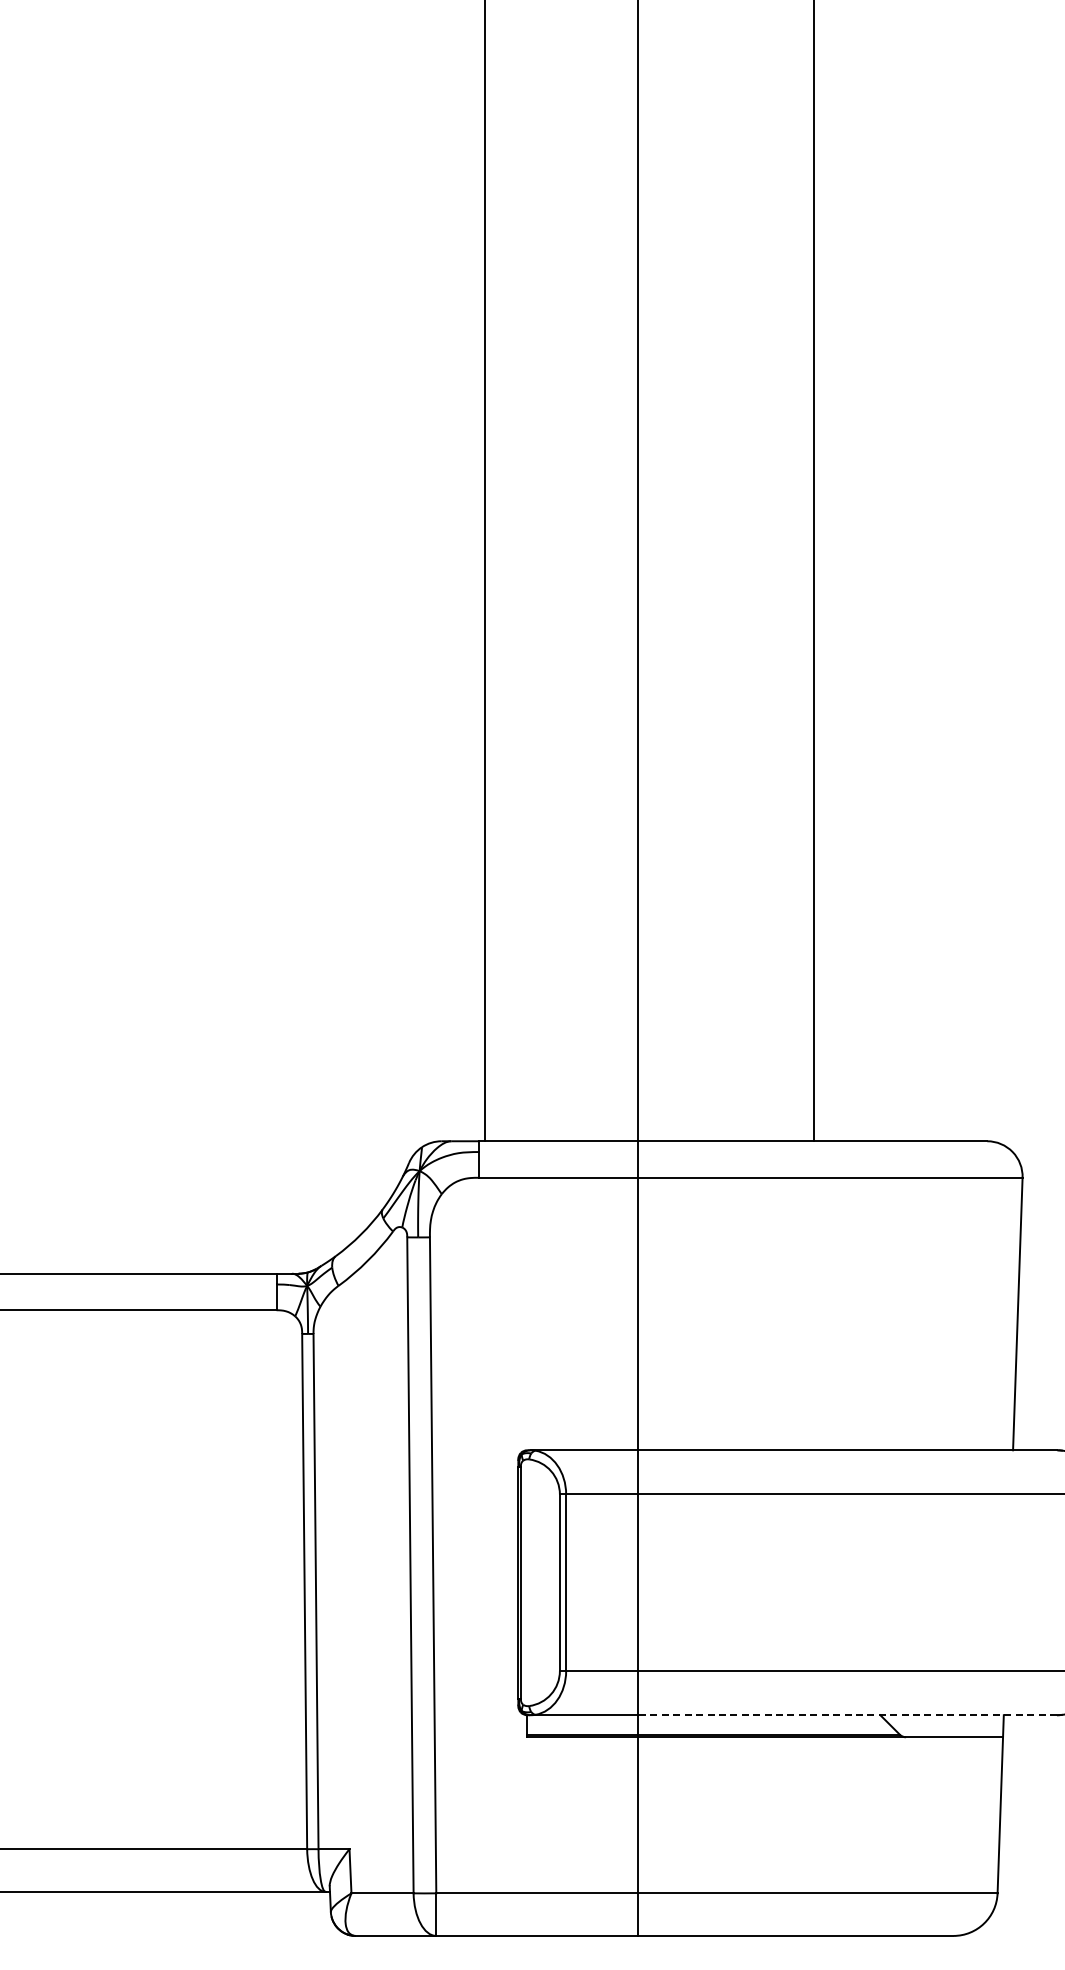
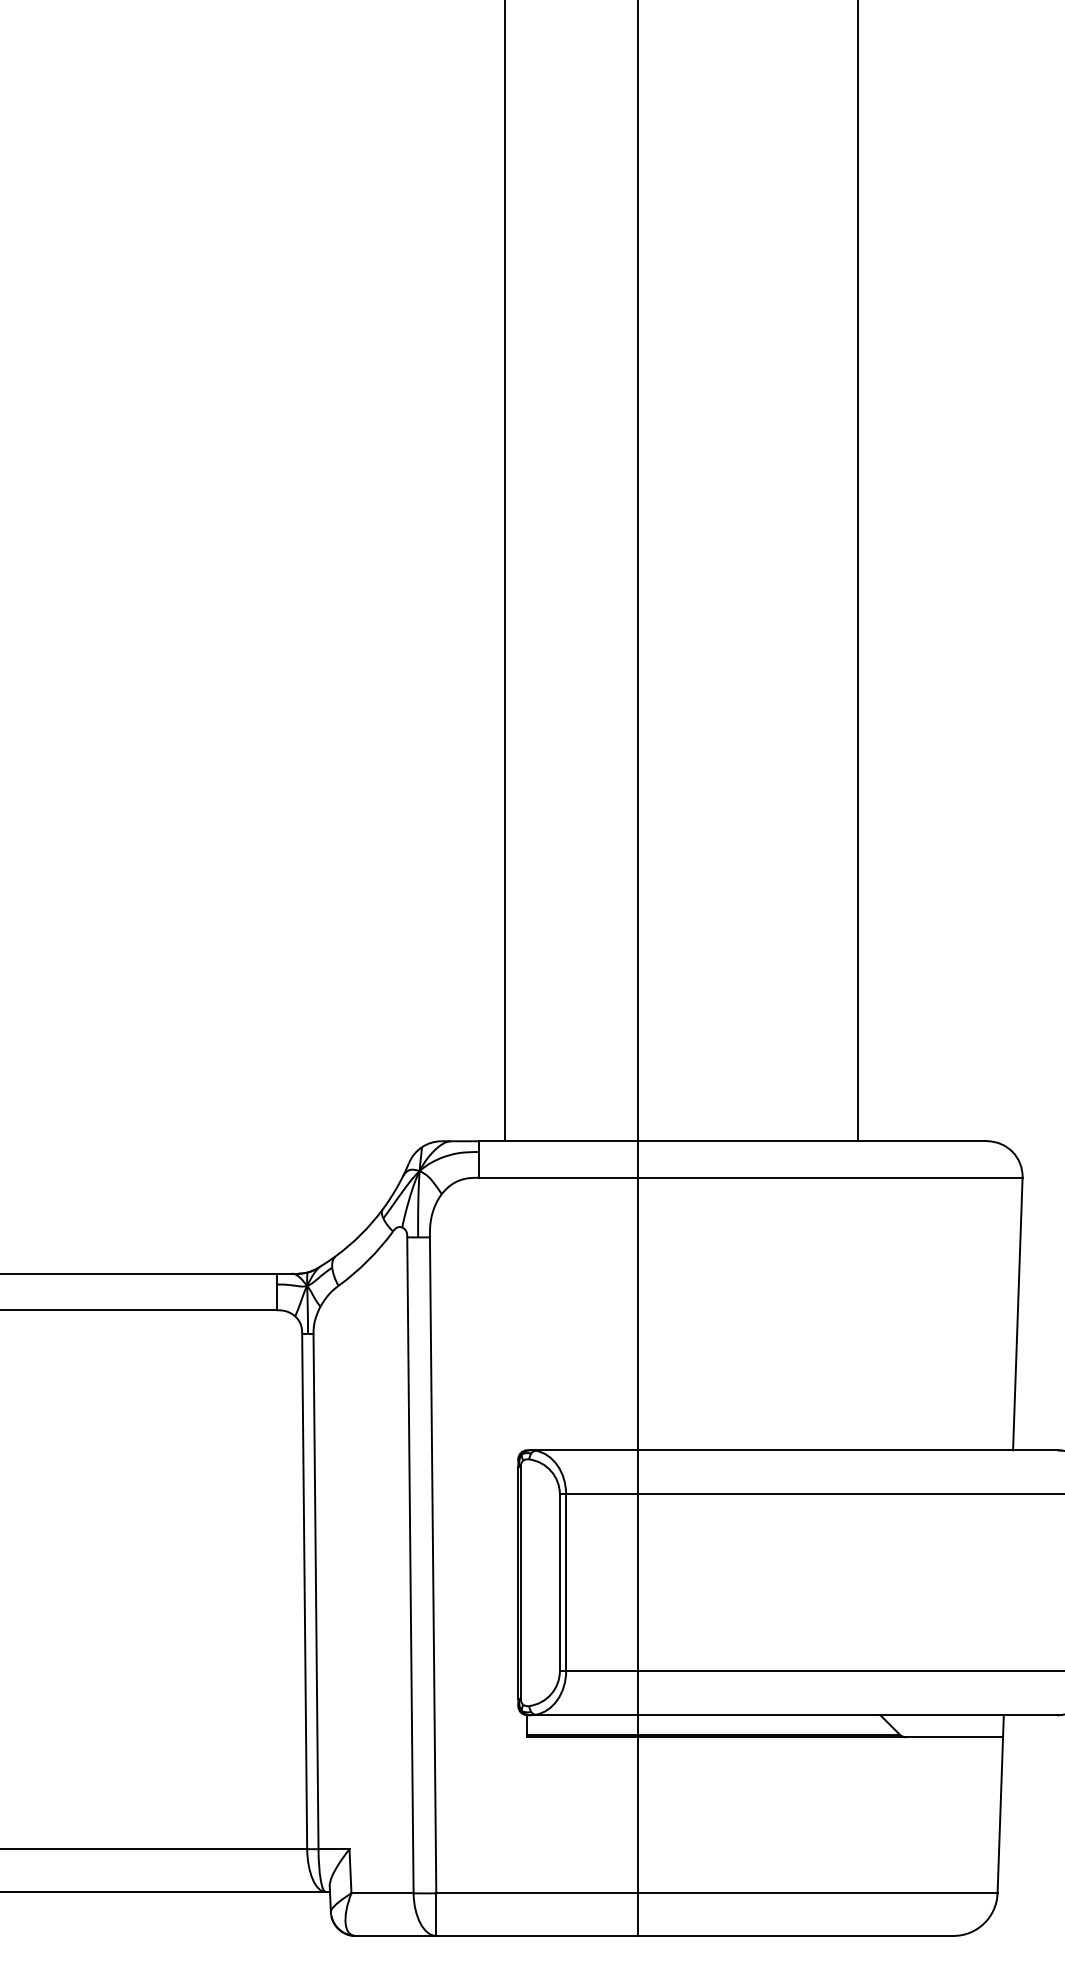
line position: (485, 571) -> (505, 571) (505, 571)
line position: (814, 571) -> (858, 571) (858, 571)
line: dashed -> solid (847, 1715)
